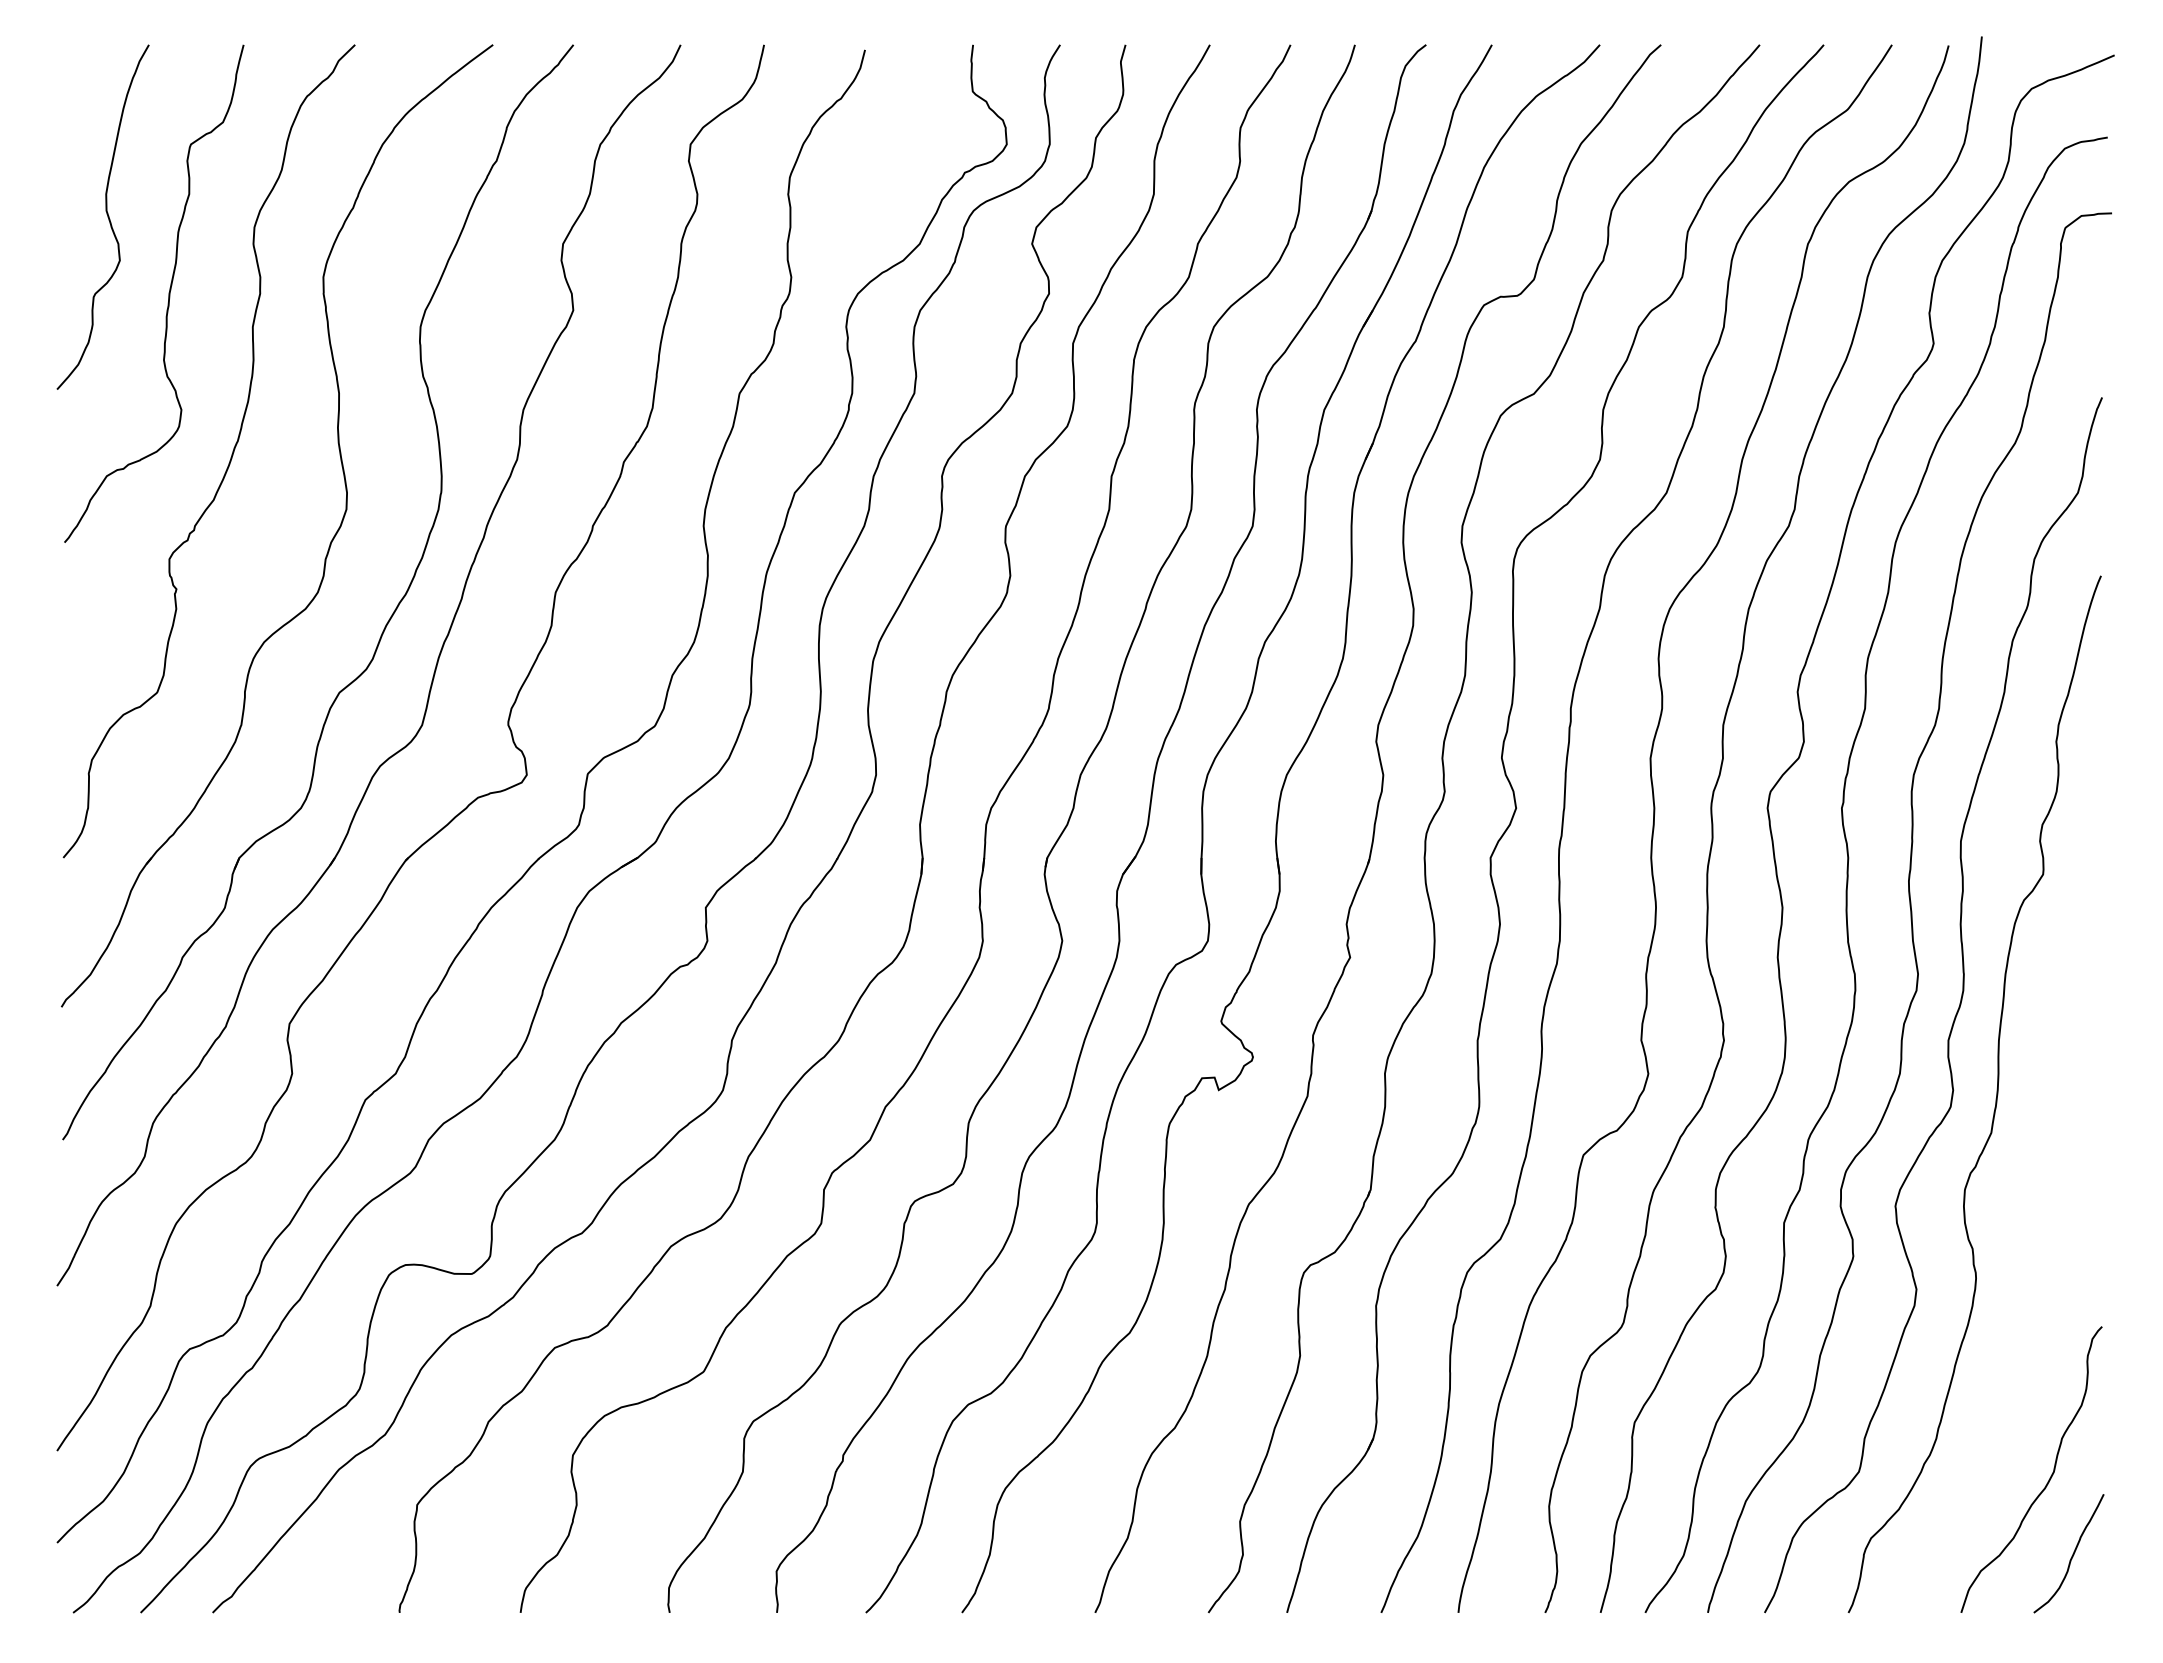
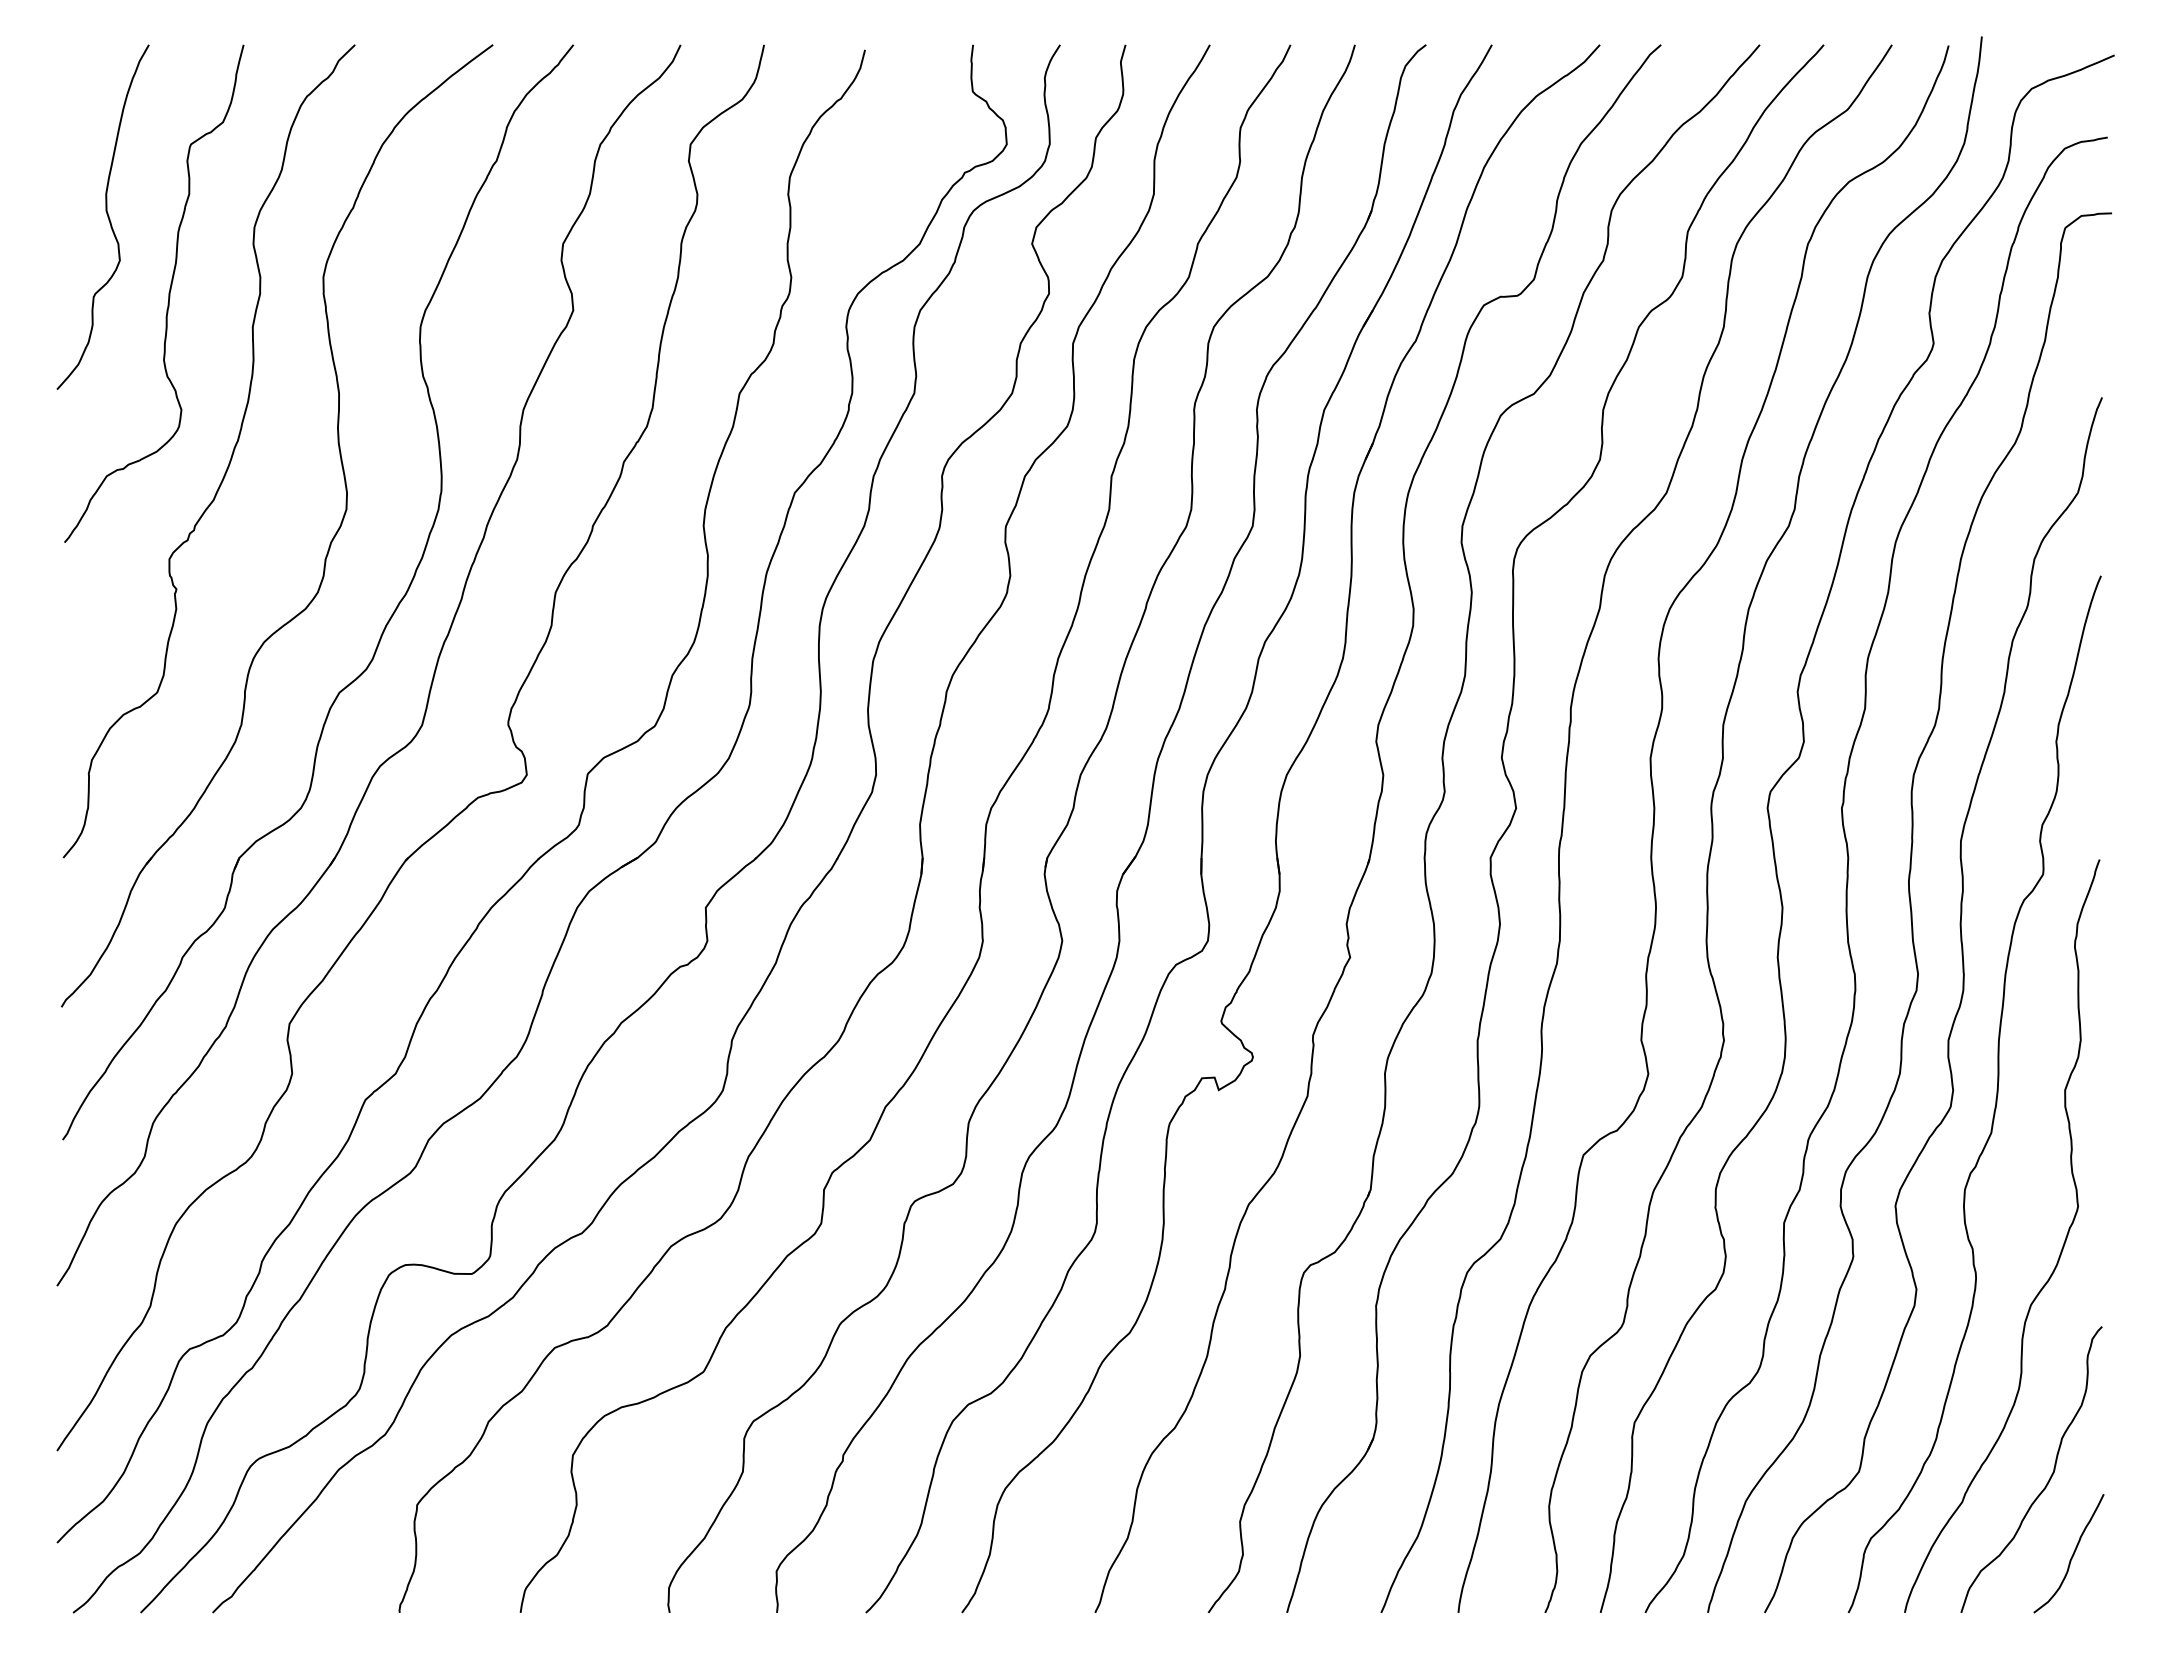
curve: none -> present (2057, 1259)
